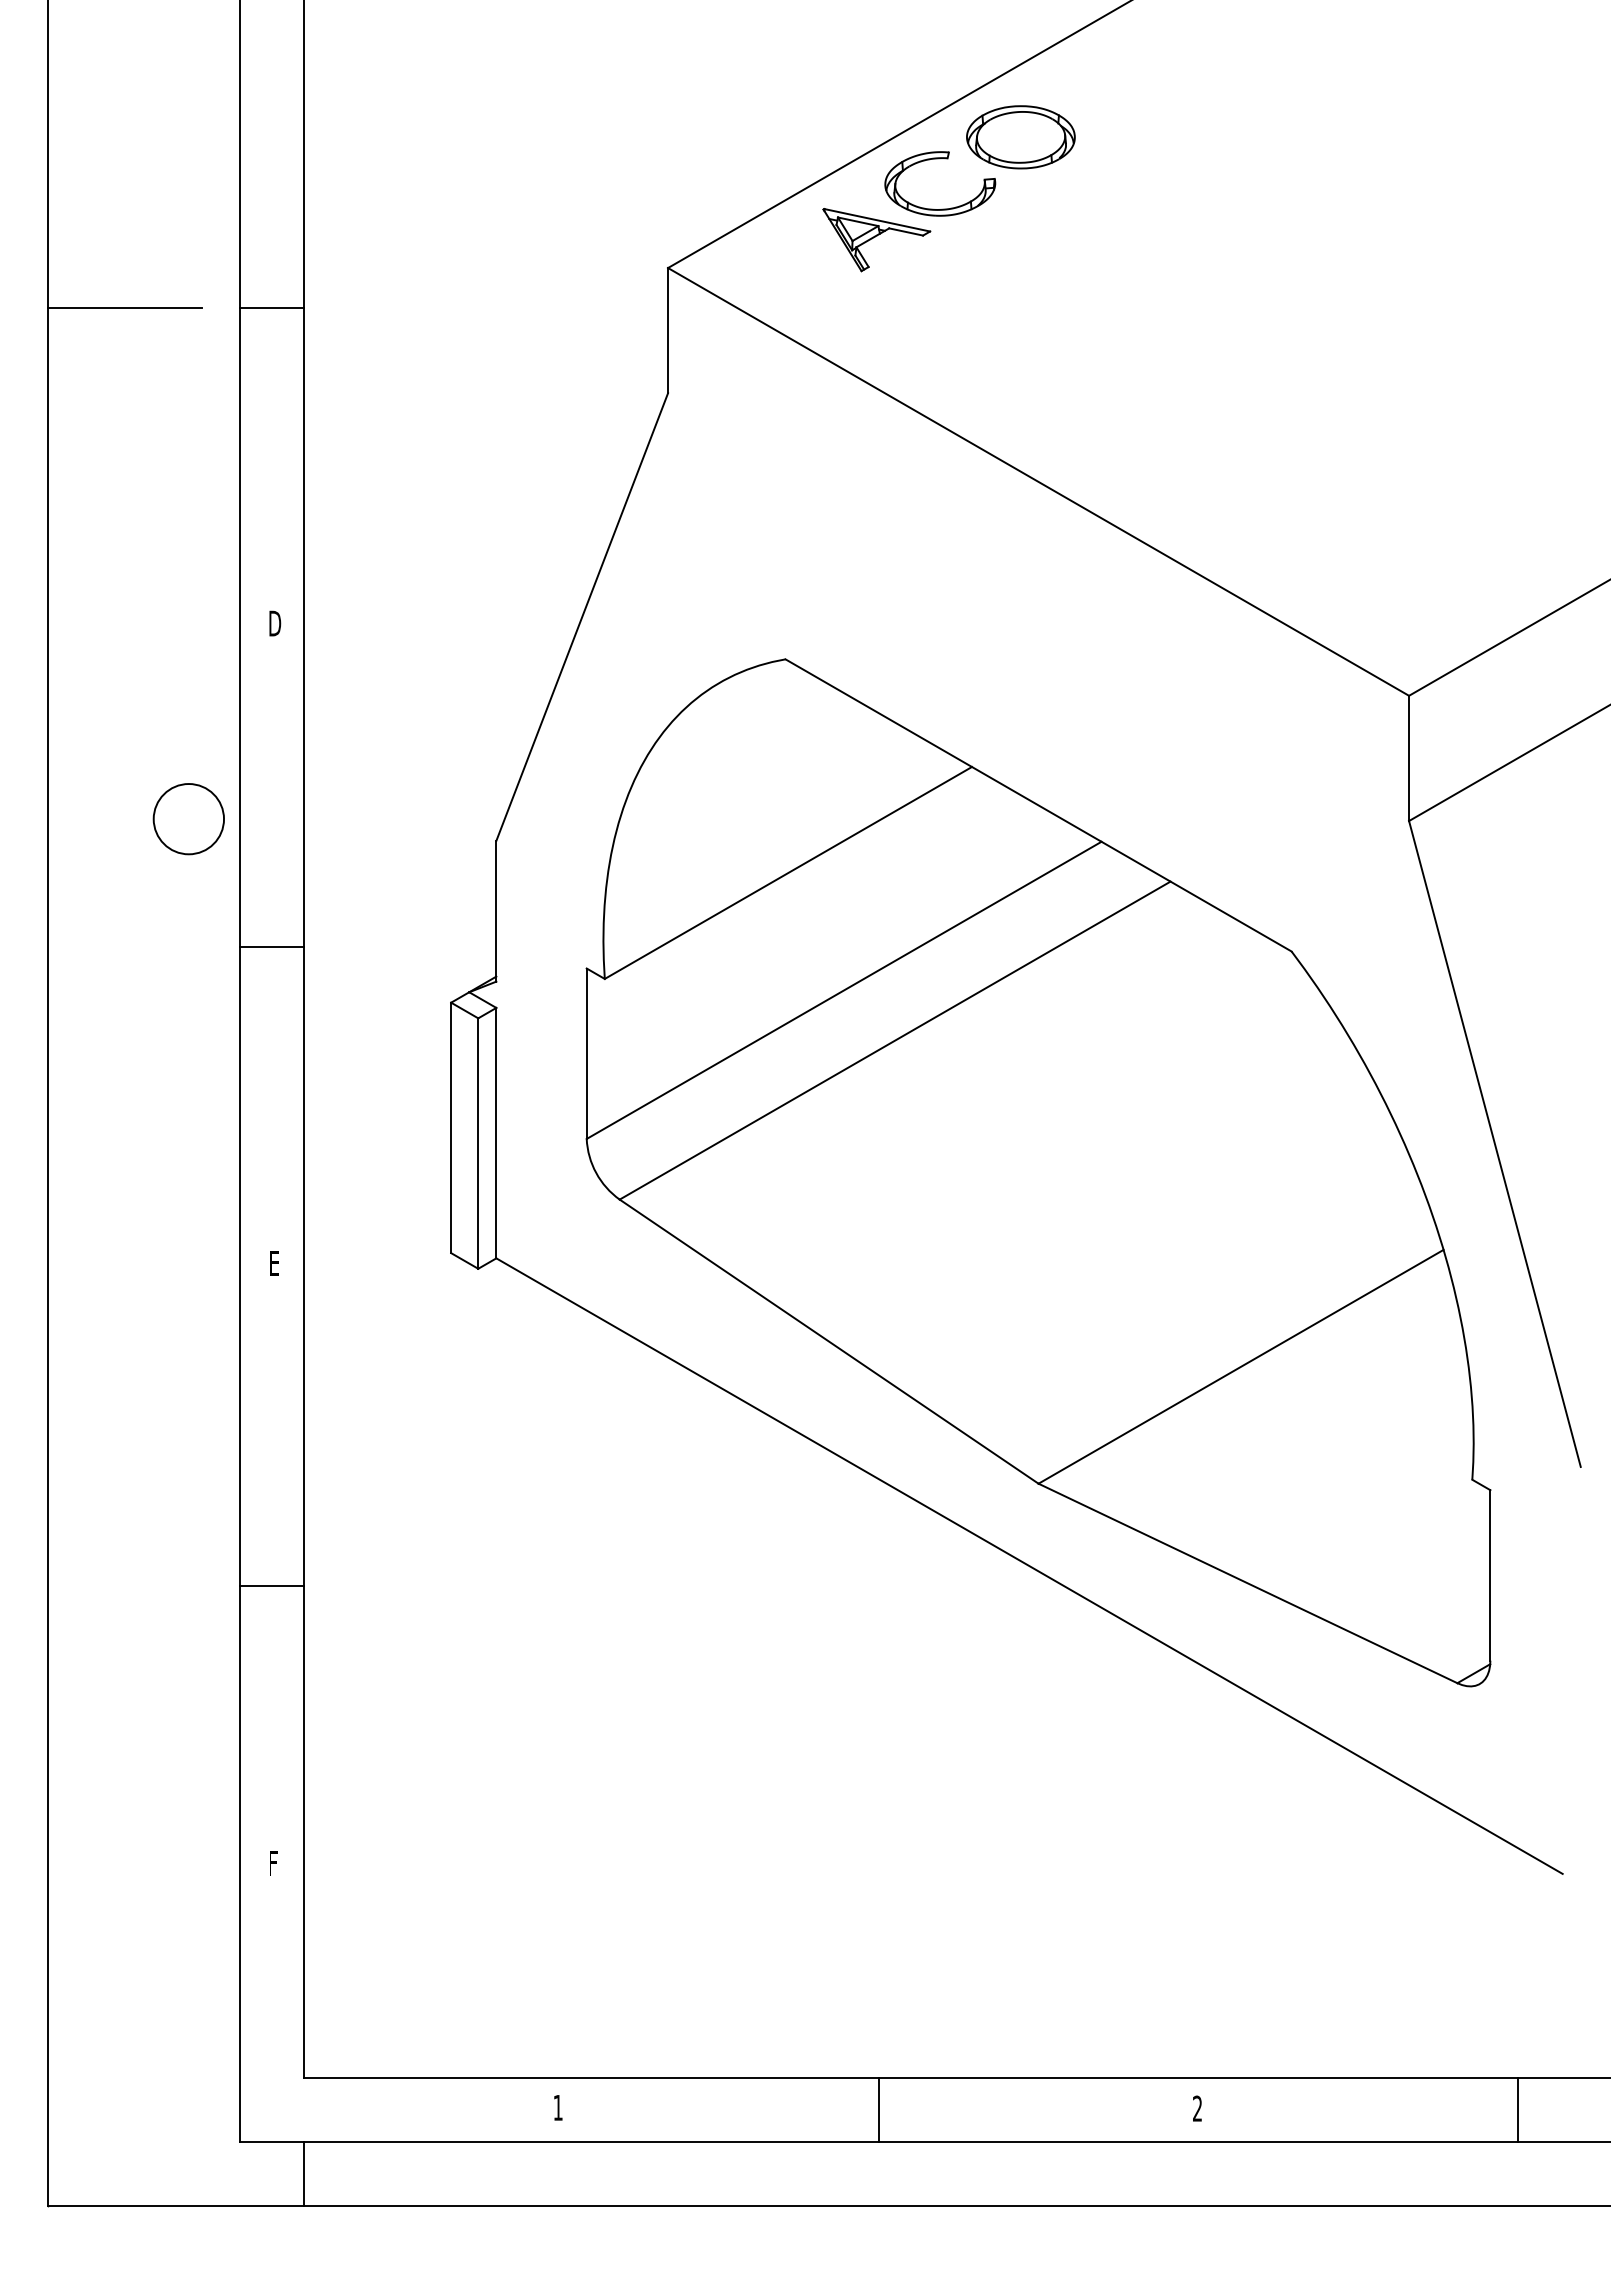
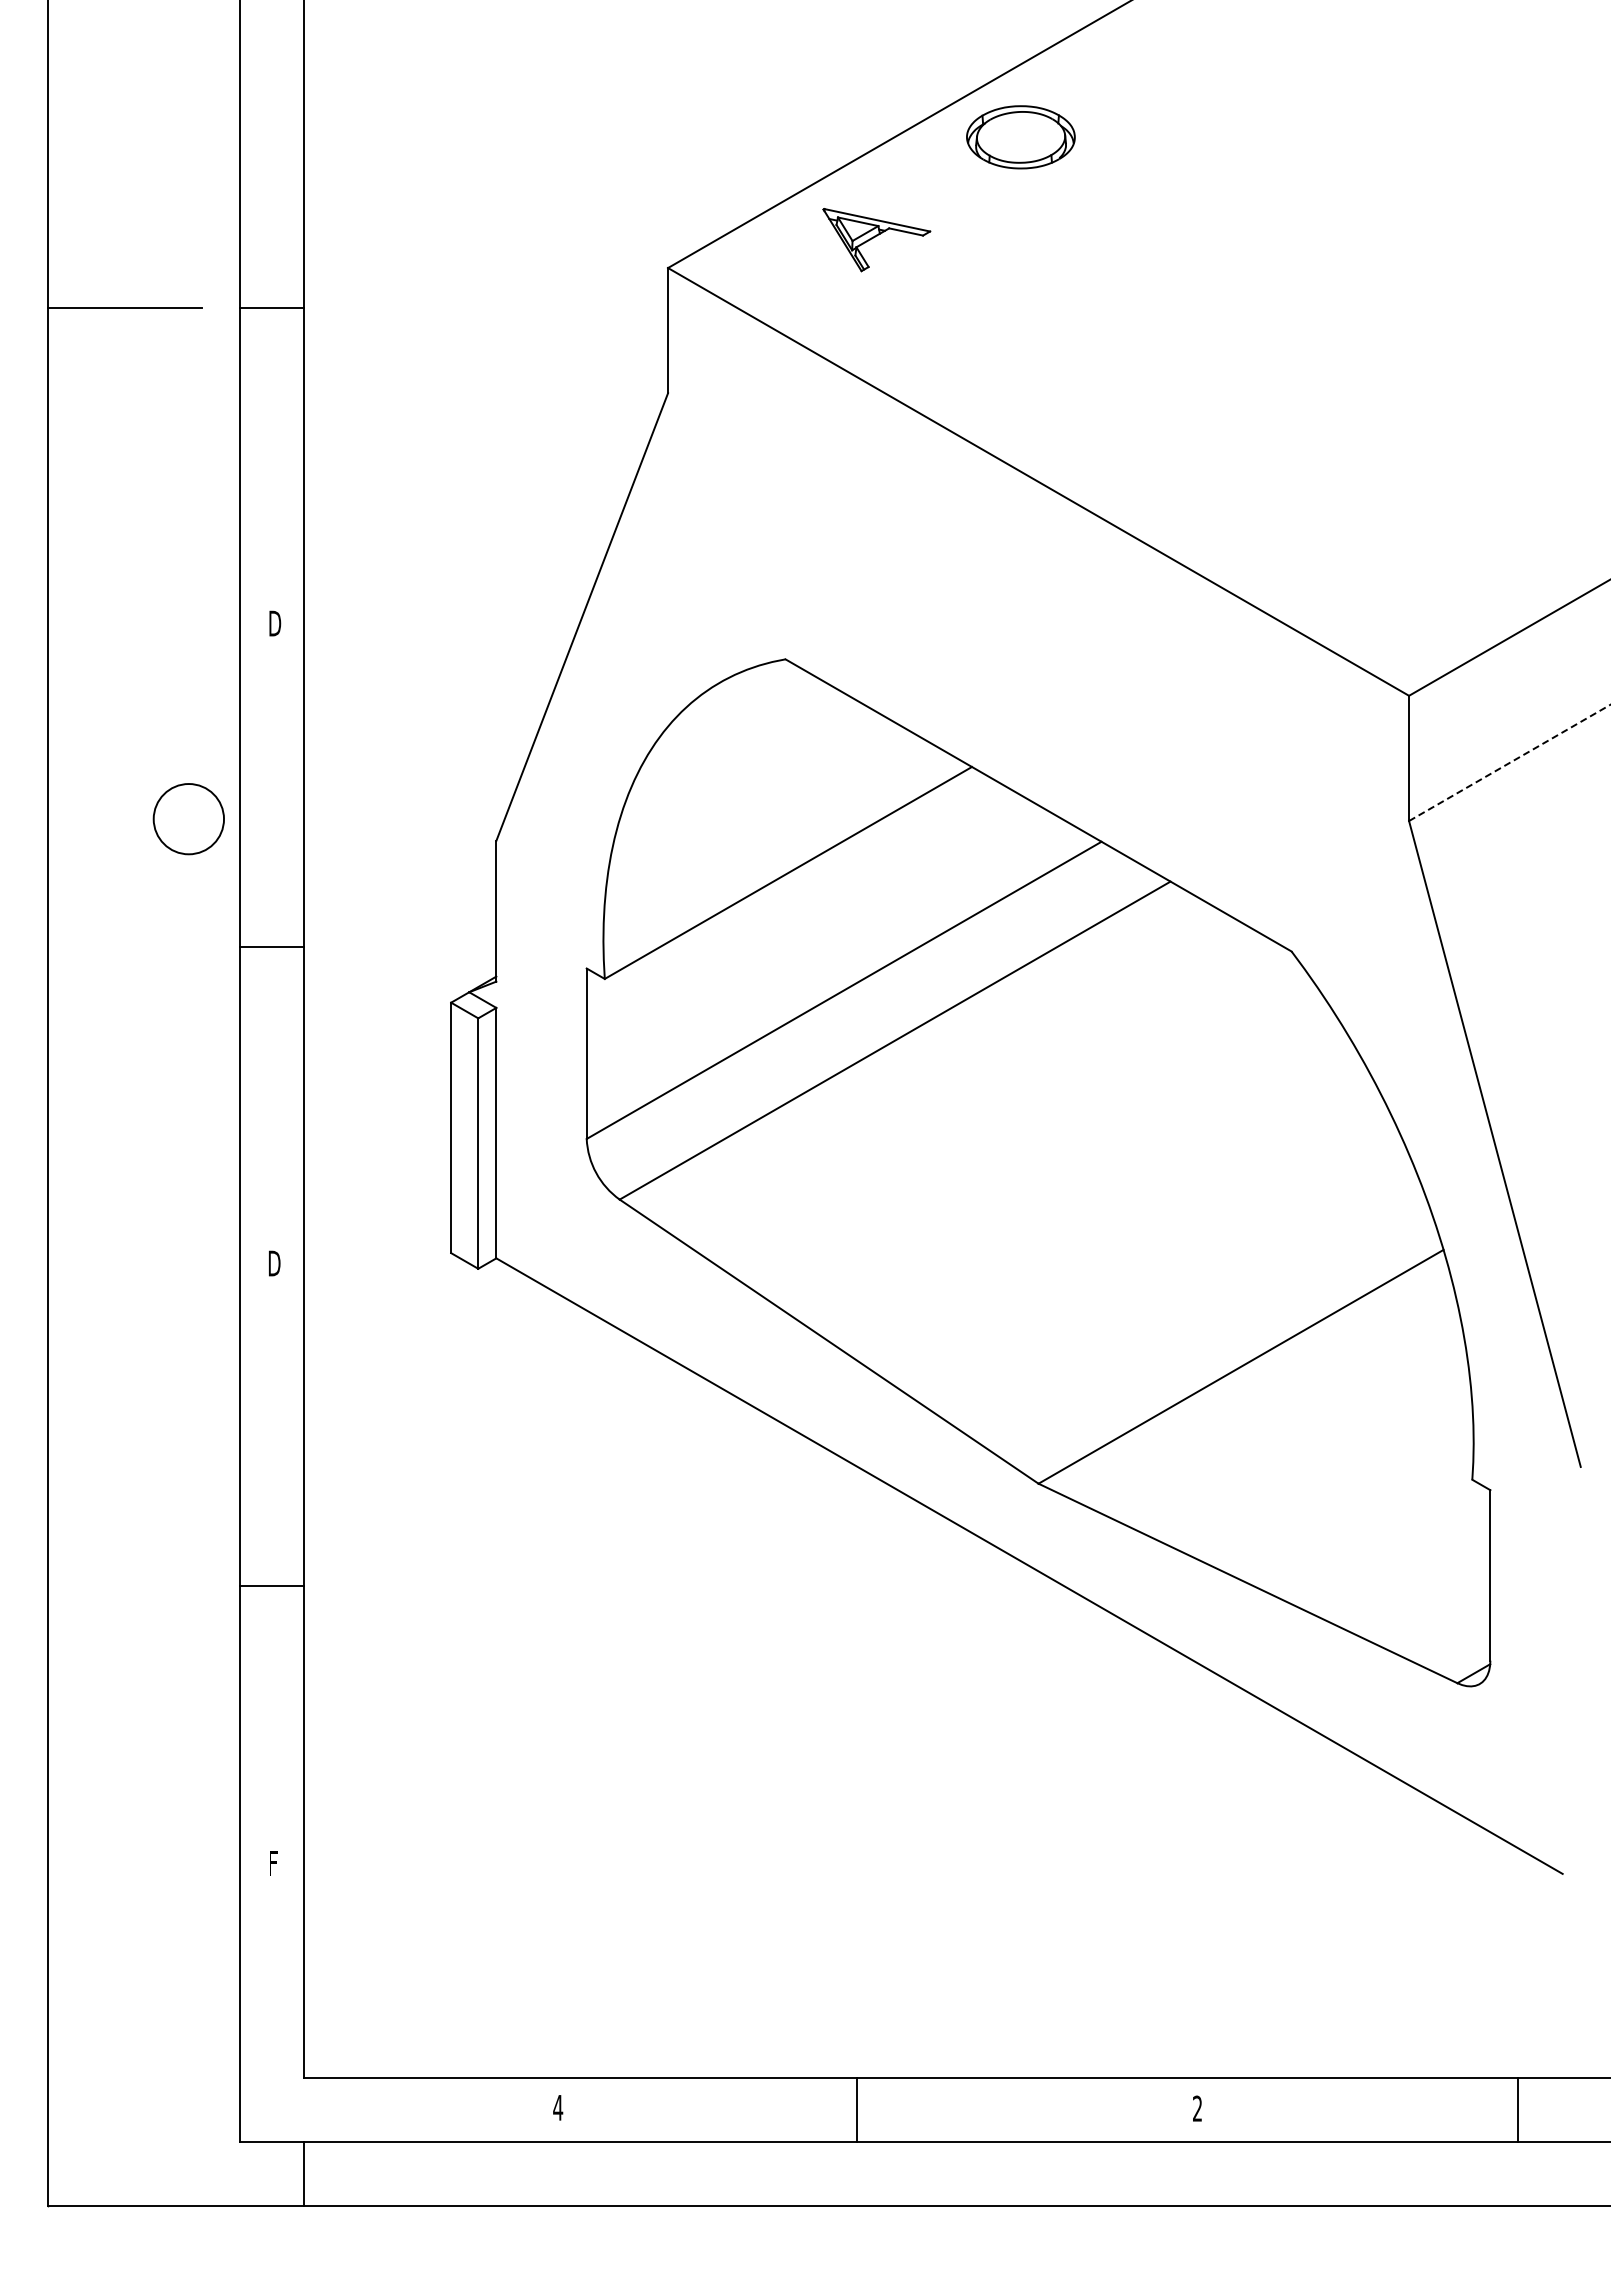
part: present -> none (940, 159)
line: solid -> dashed (1510, 762)
text: E -> D (274, 1263)
text: 1 -> 4 (558, 2107)
line position: (878, 2109) -> (856, 2109) (856, 2109)
